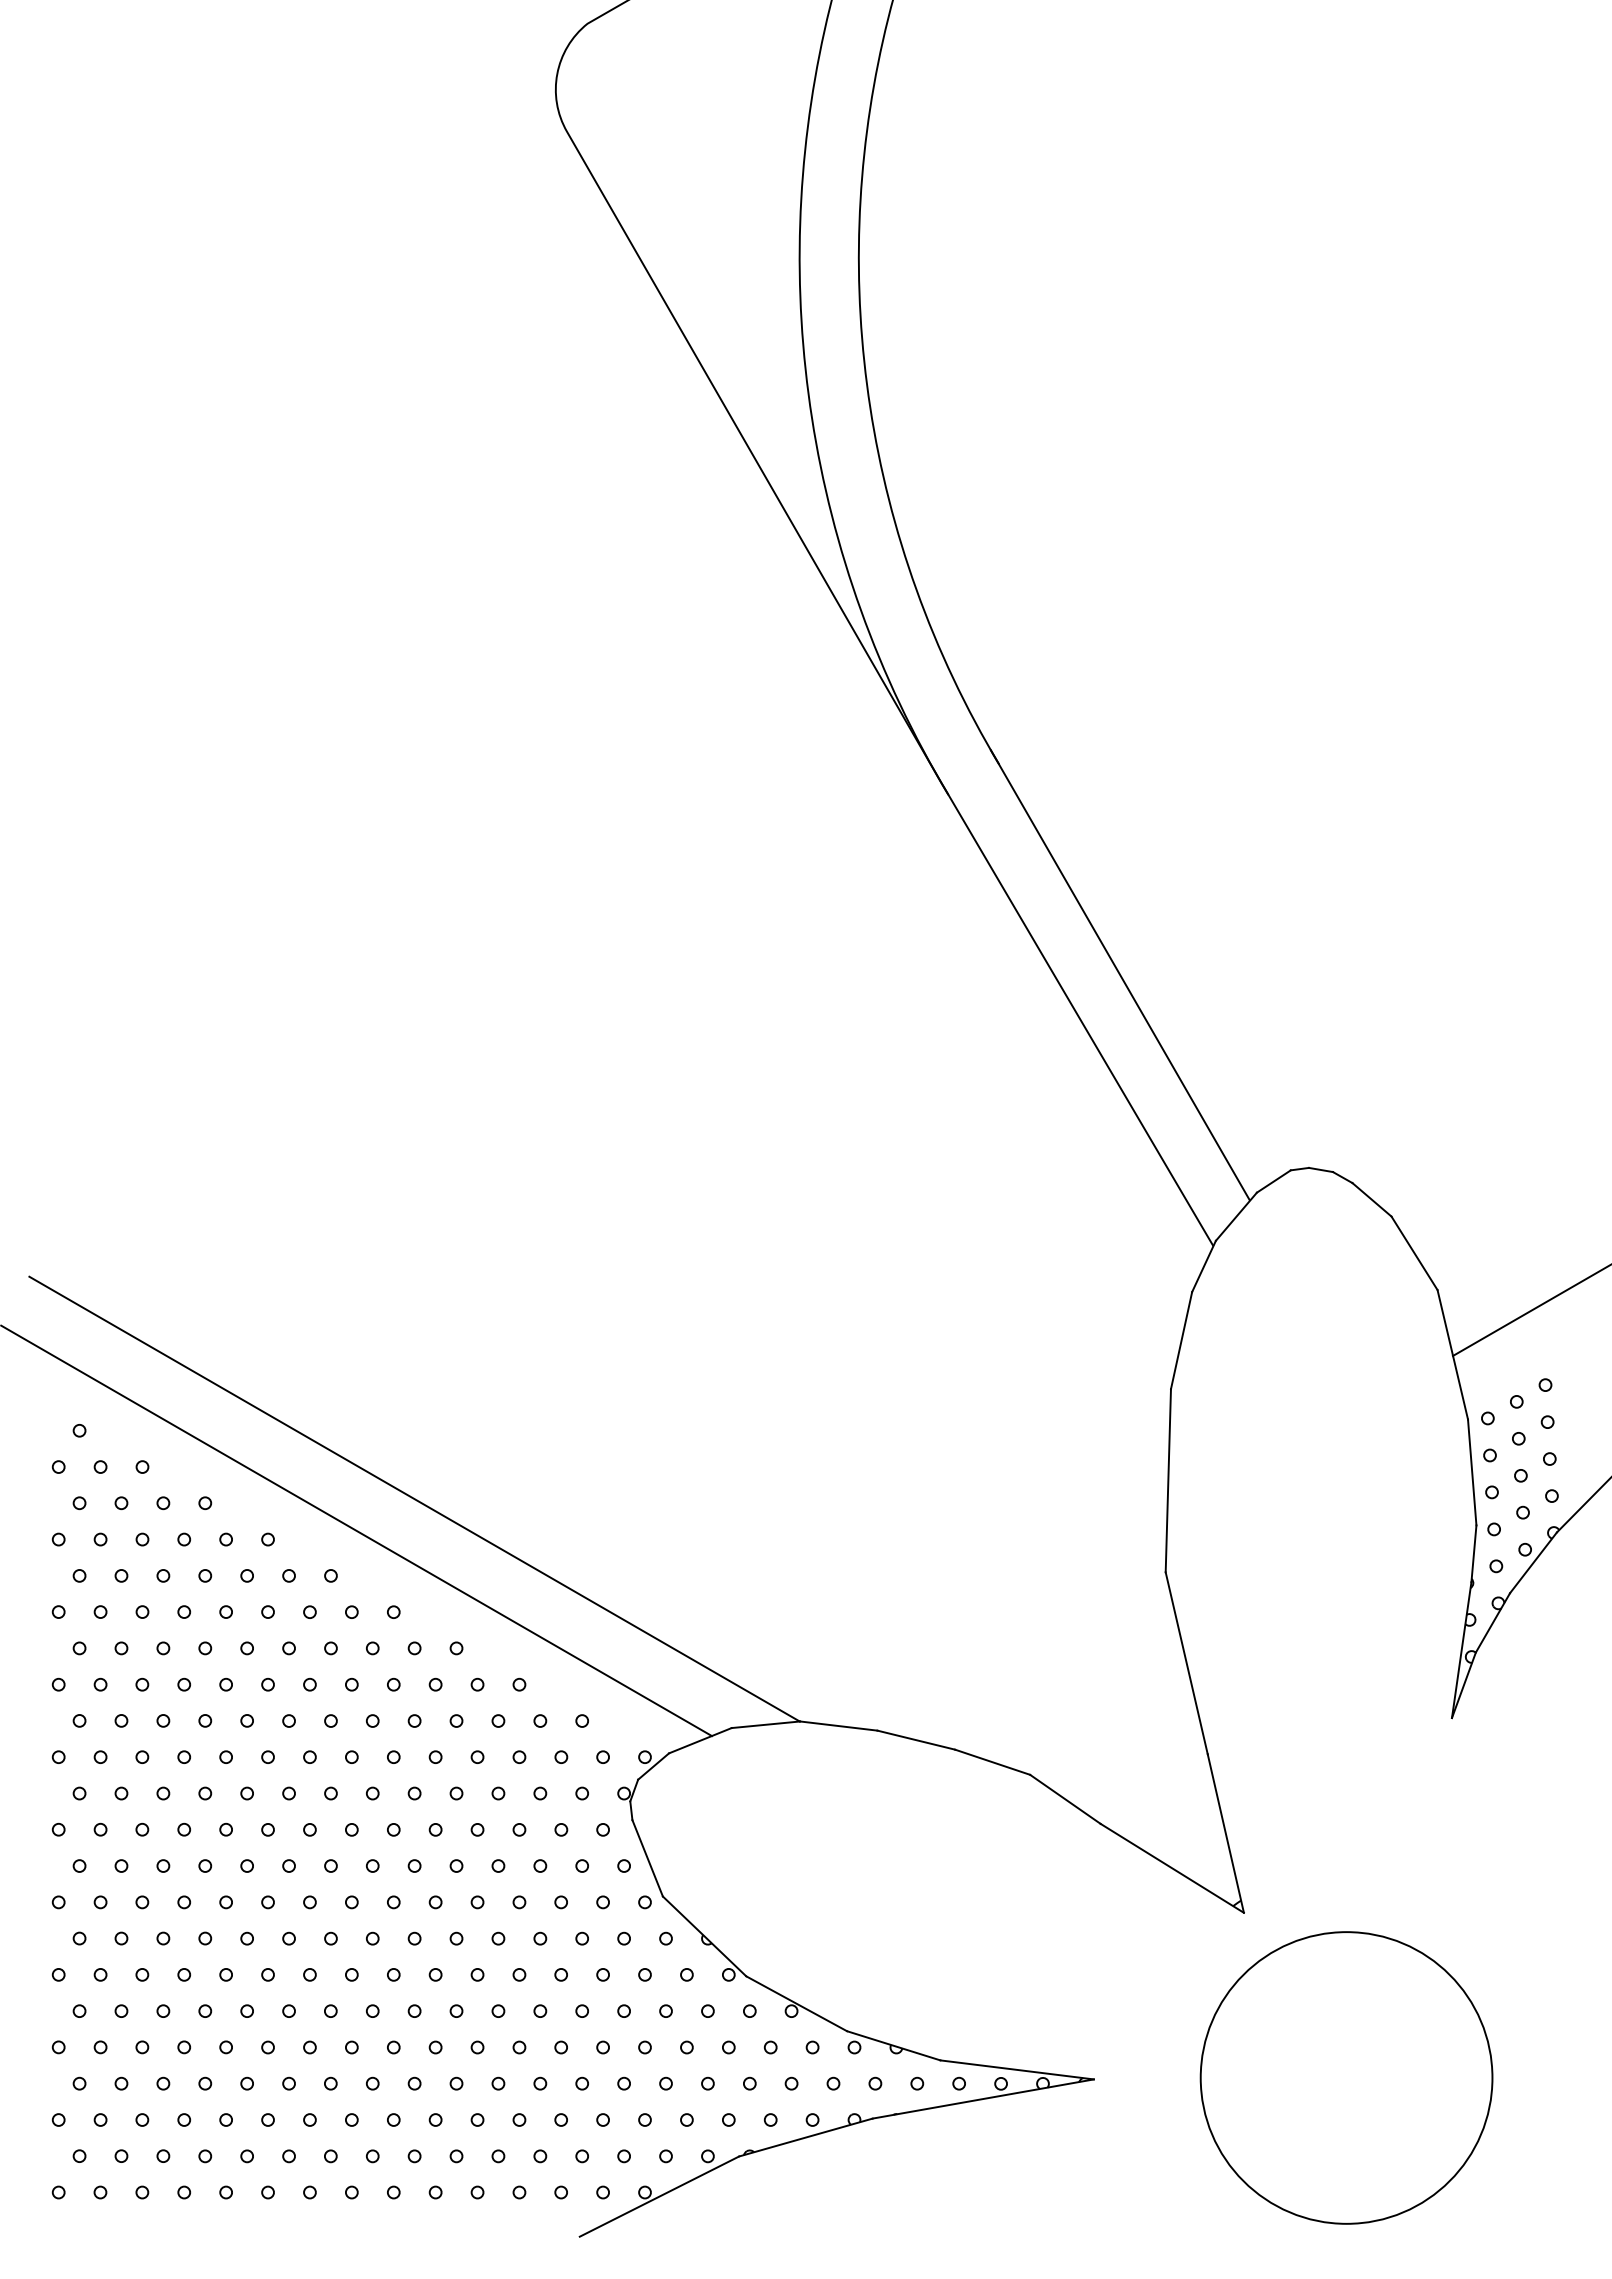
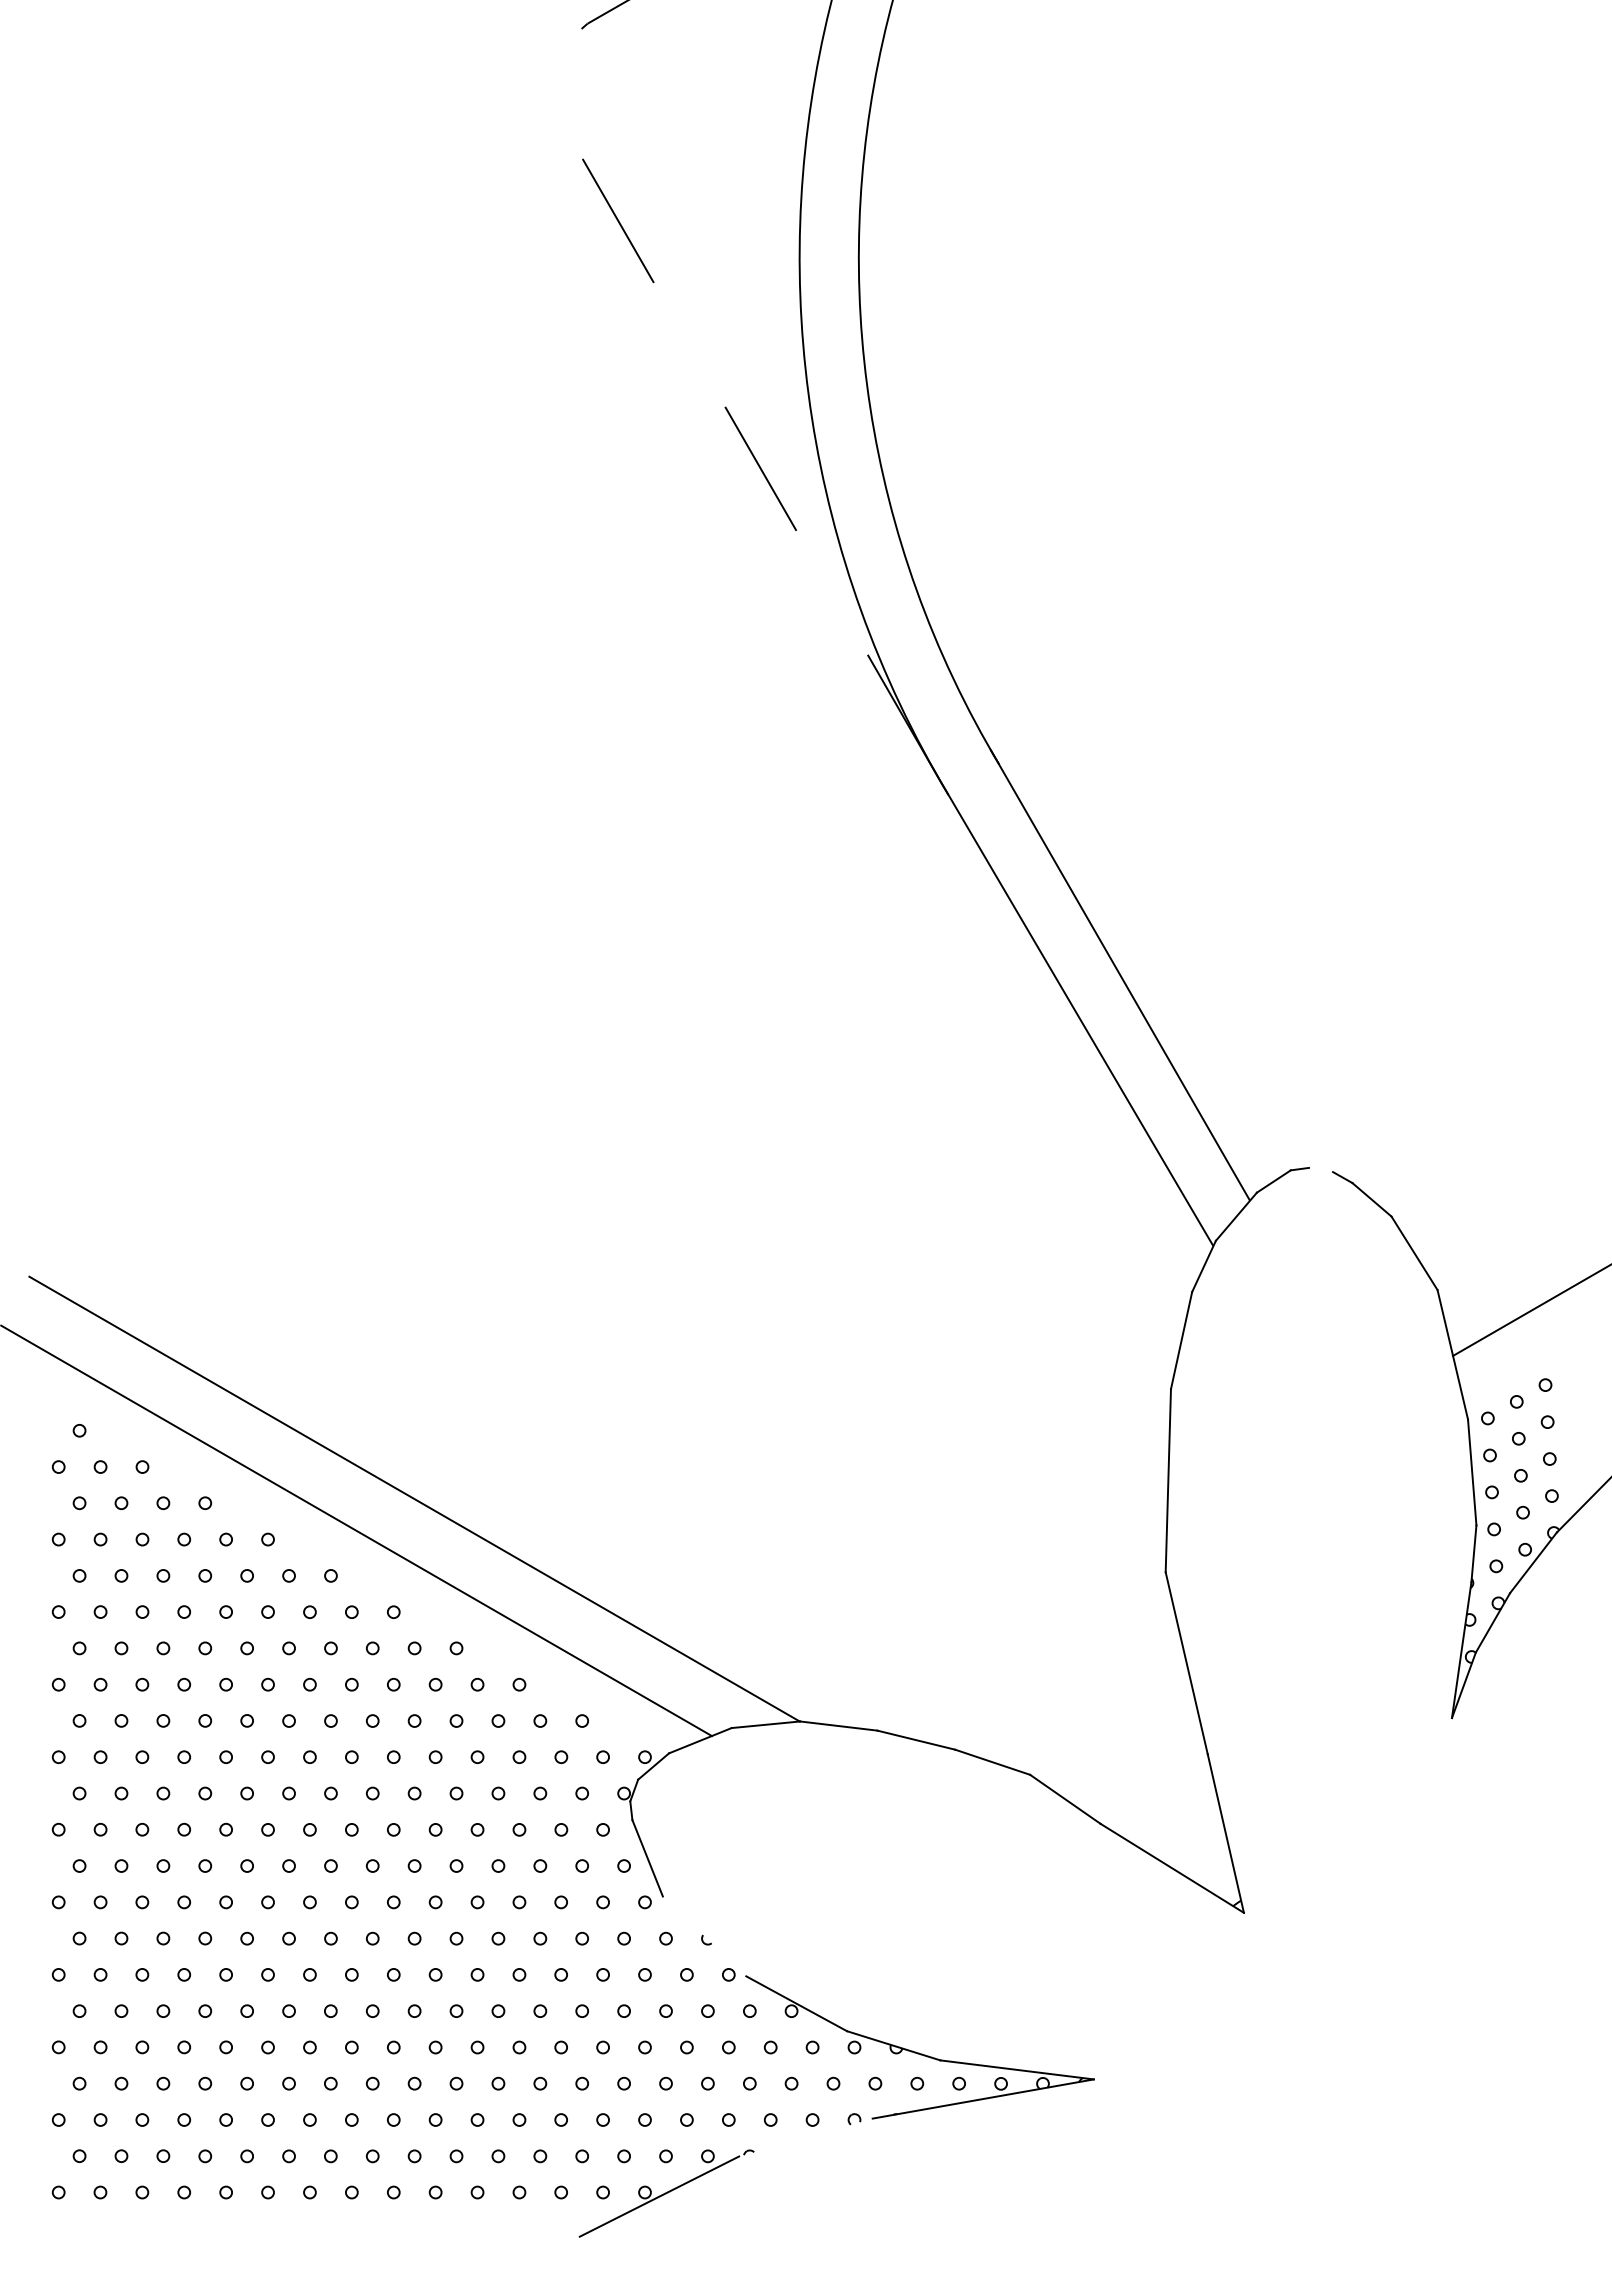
line: solid -> dashed (705, 371)
line: present -> none (1320, 1169)
line: present -> none (704, 1936)
circle: present -> none (1346, 2077)
line: present -> none (805, 2137)
